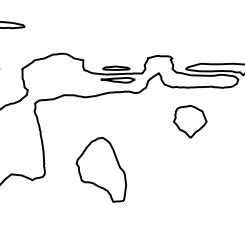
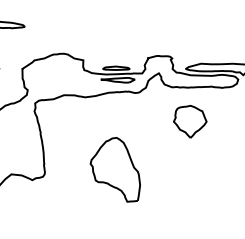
part position: (100, 169) -> (114, 169) (114, 169)
